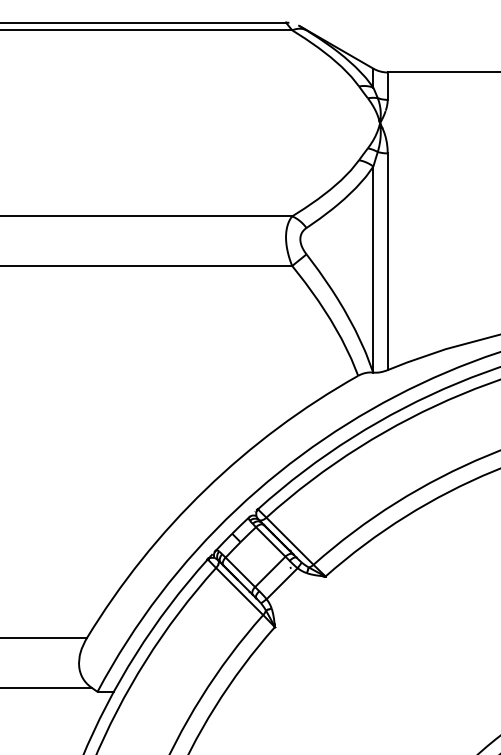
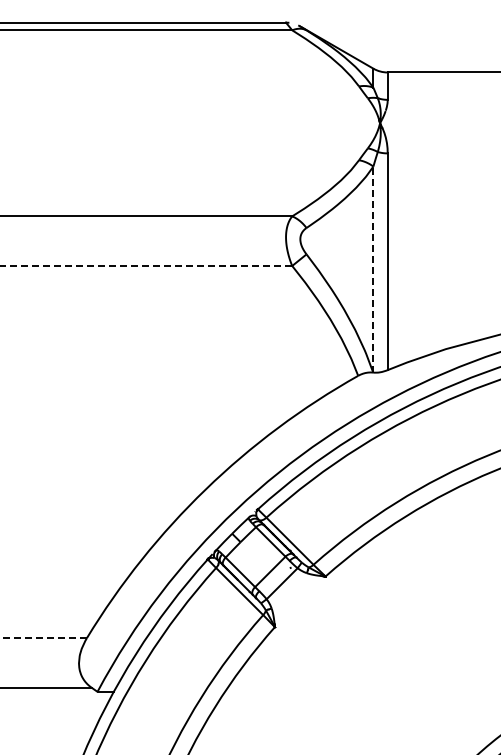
line: solid -> dashed (146, 265)
line: solid -> dashed (373, 269)
line: solid -> dashed (43, 638)
